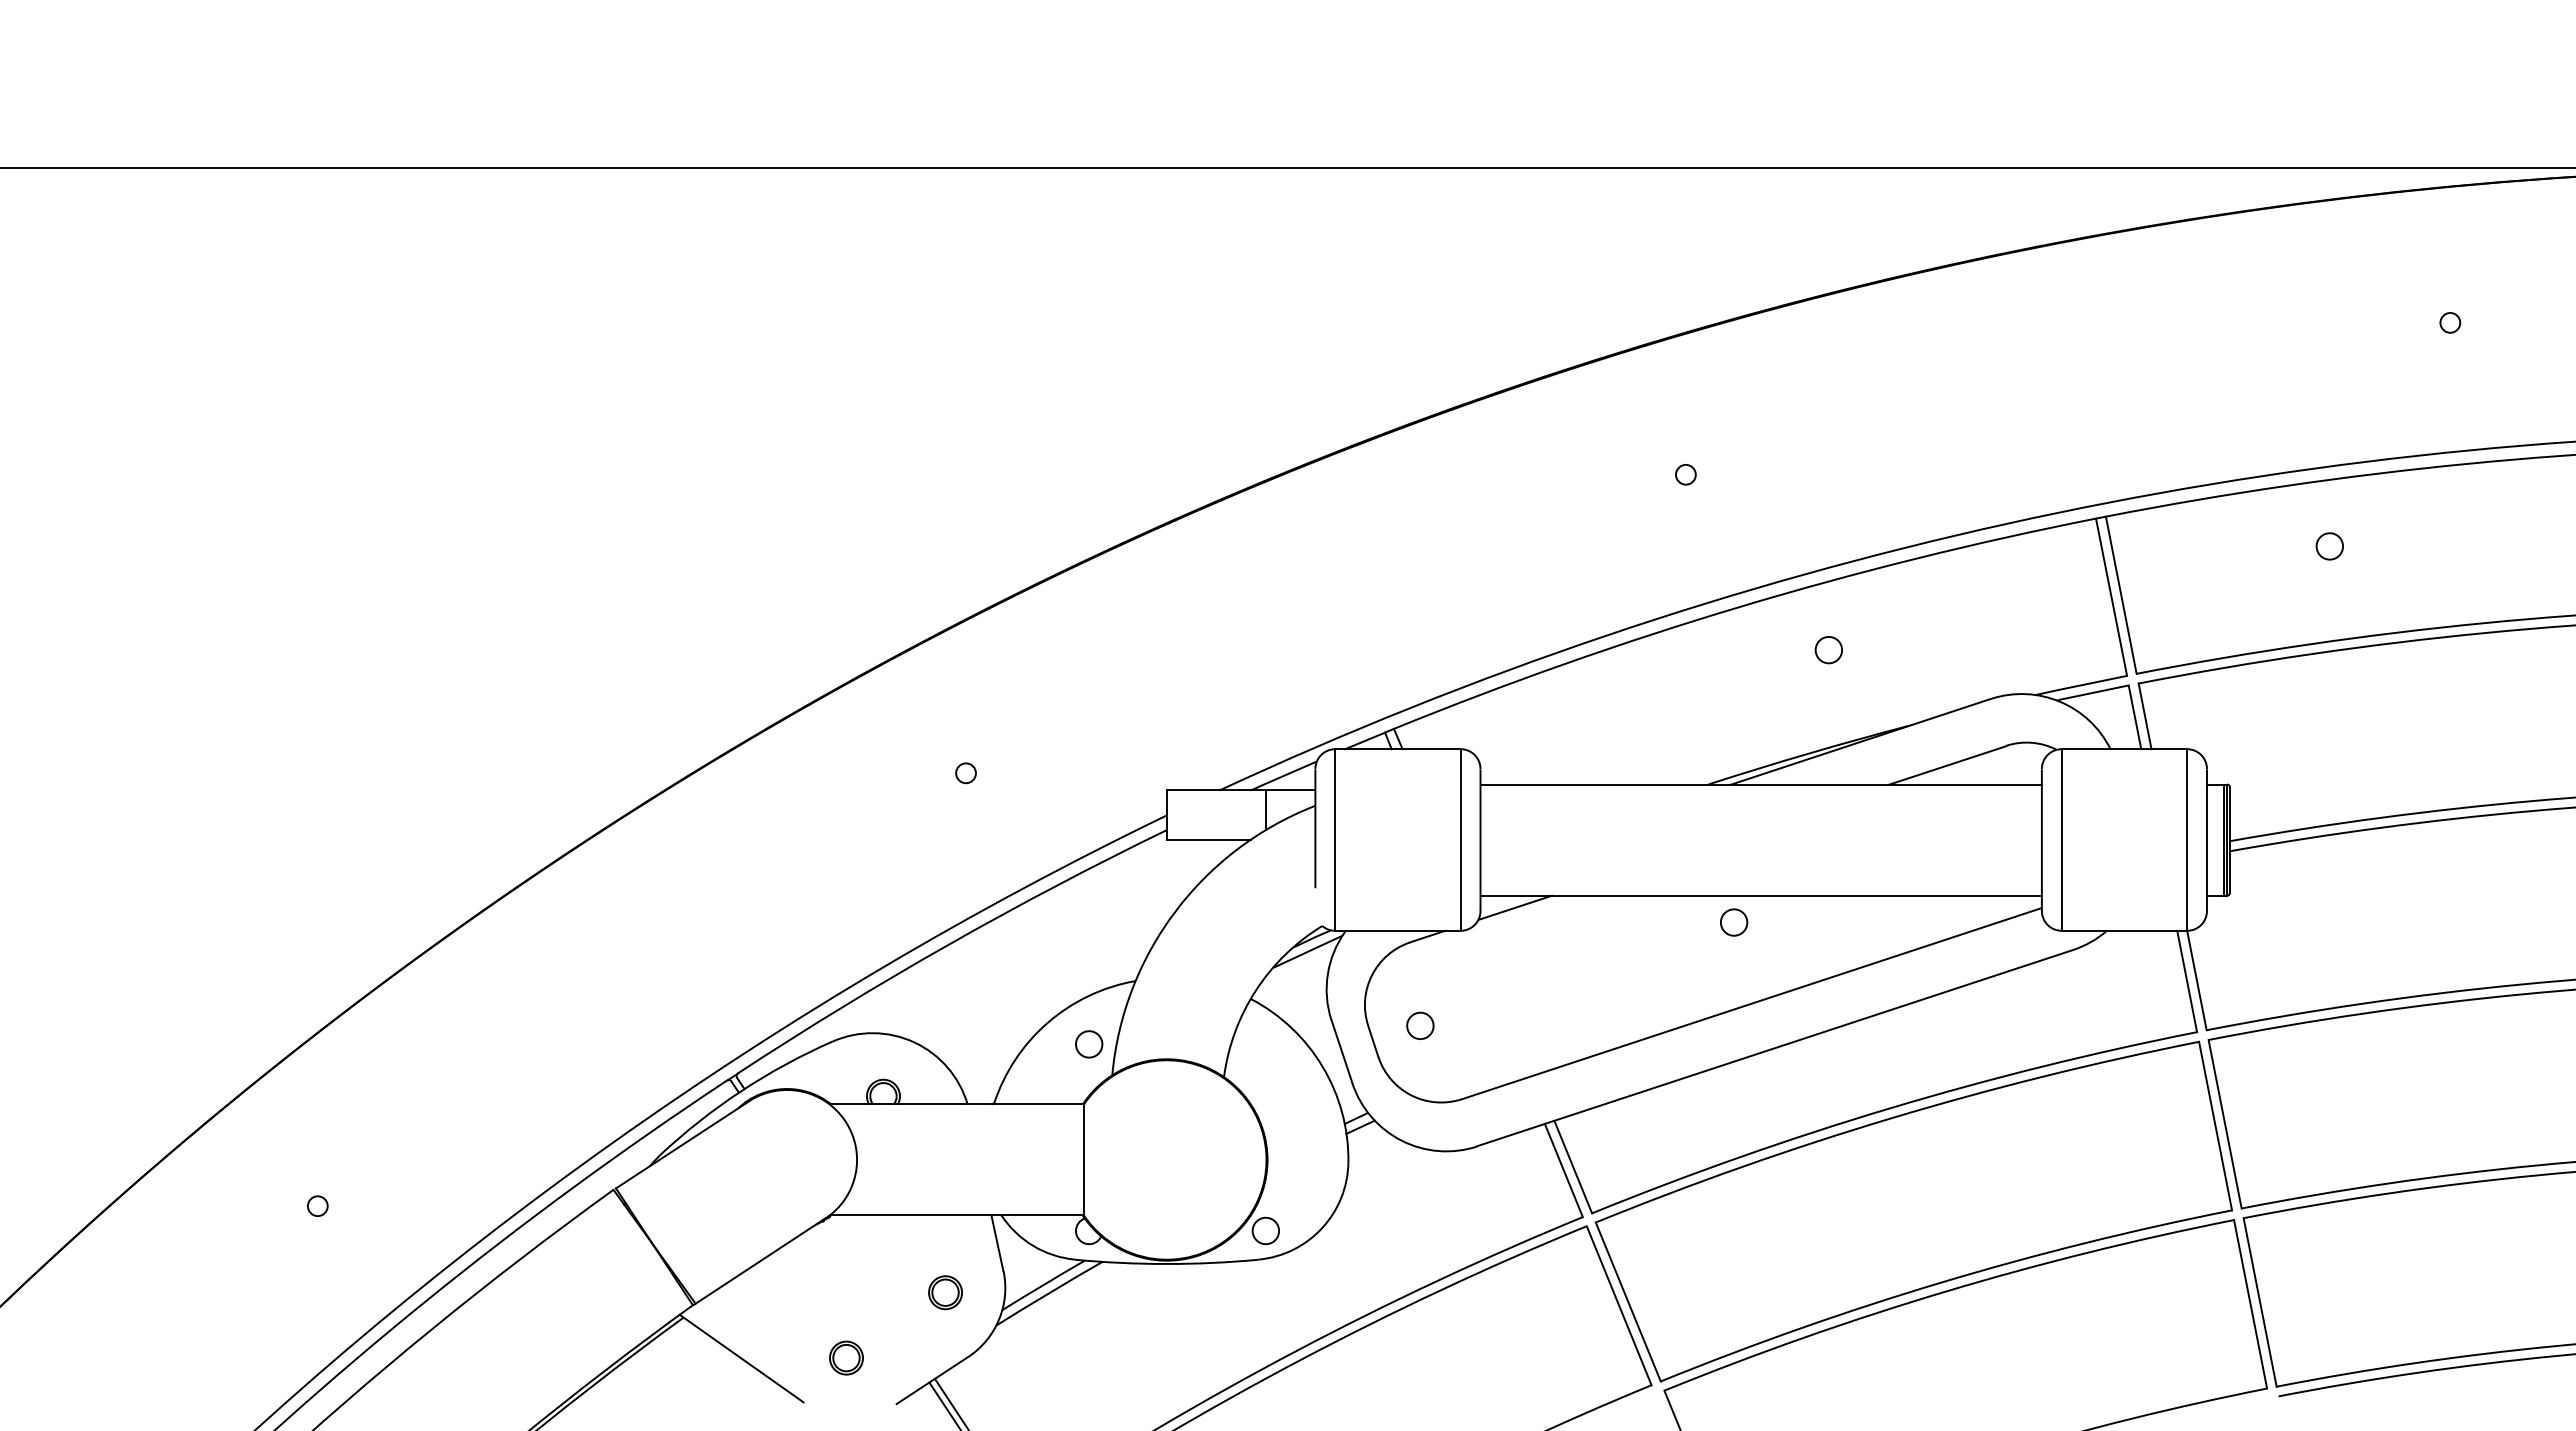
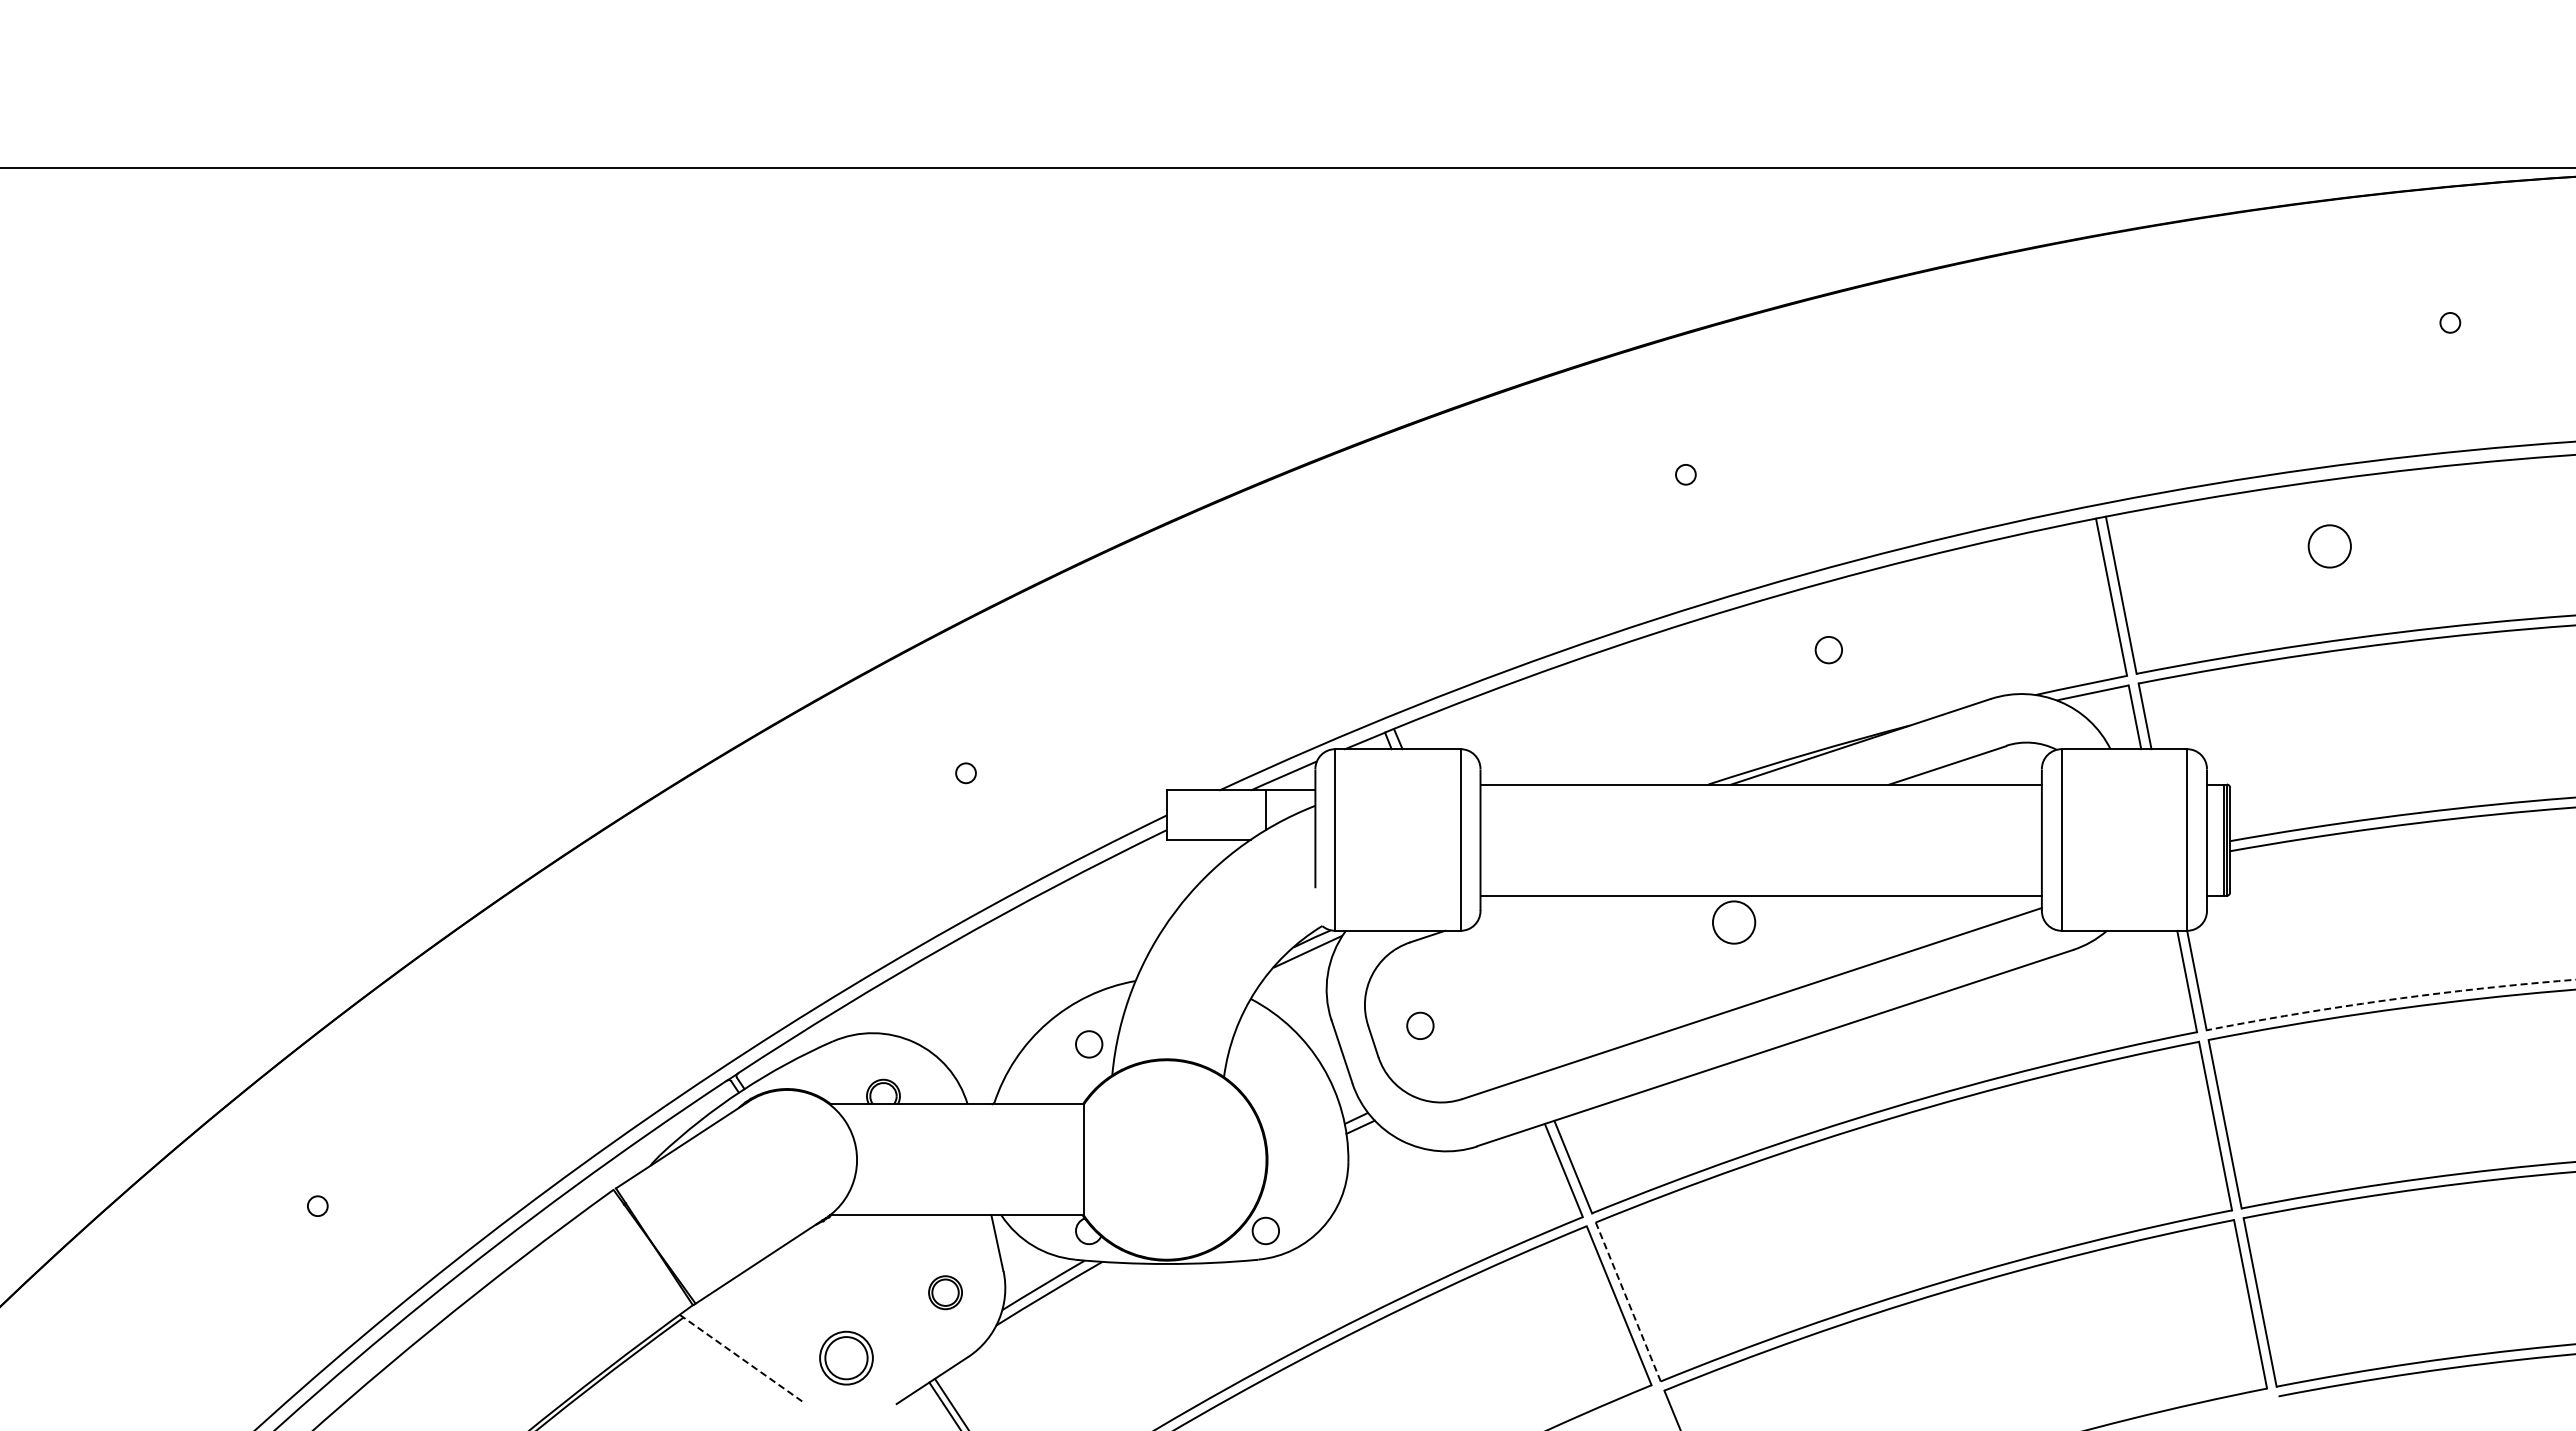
circle diameter: 26 px -> 42 px (2329, 546)
line: present -> none (1514, 907)
circle diameter: 26 px -> 42 px (1733, 922)
arc: solid -> dashed (2389, 1000)
line: solid -> dashed (1628, 1301)
part size: 35x36 px -> 55x56 px (846, 1357)
line: solid -> dashed (741, 1358)
